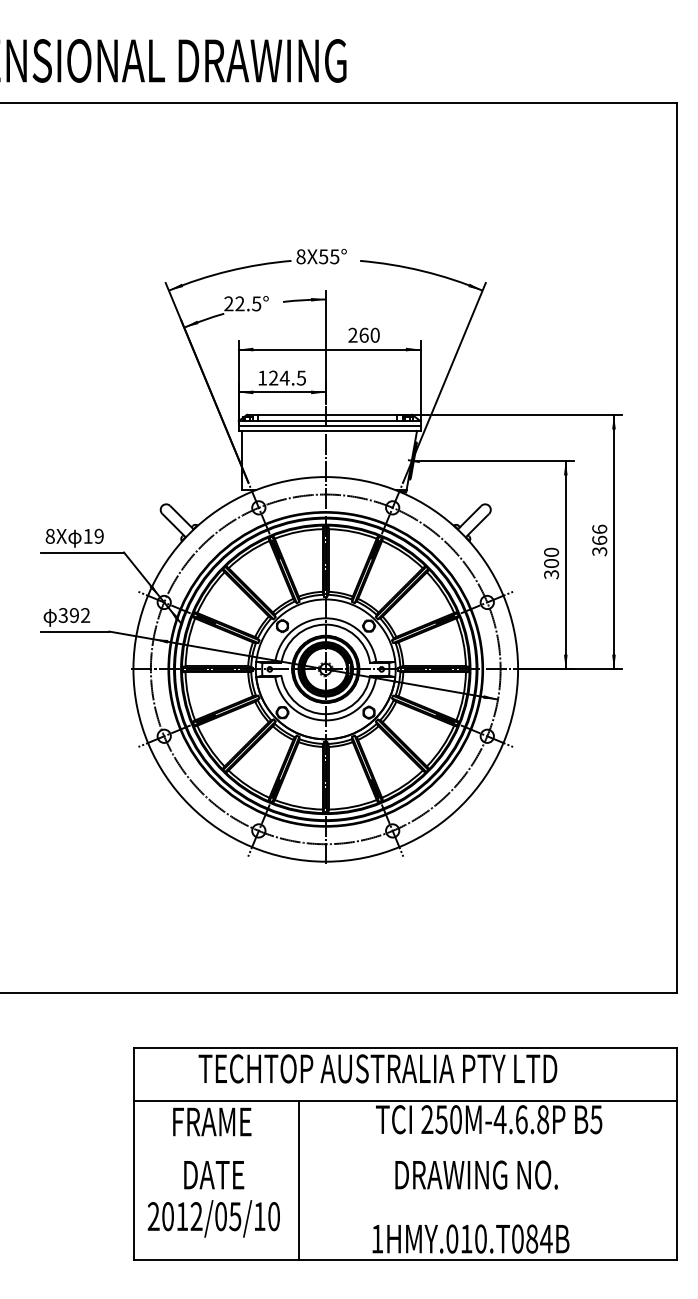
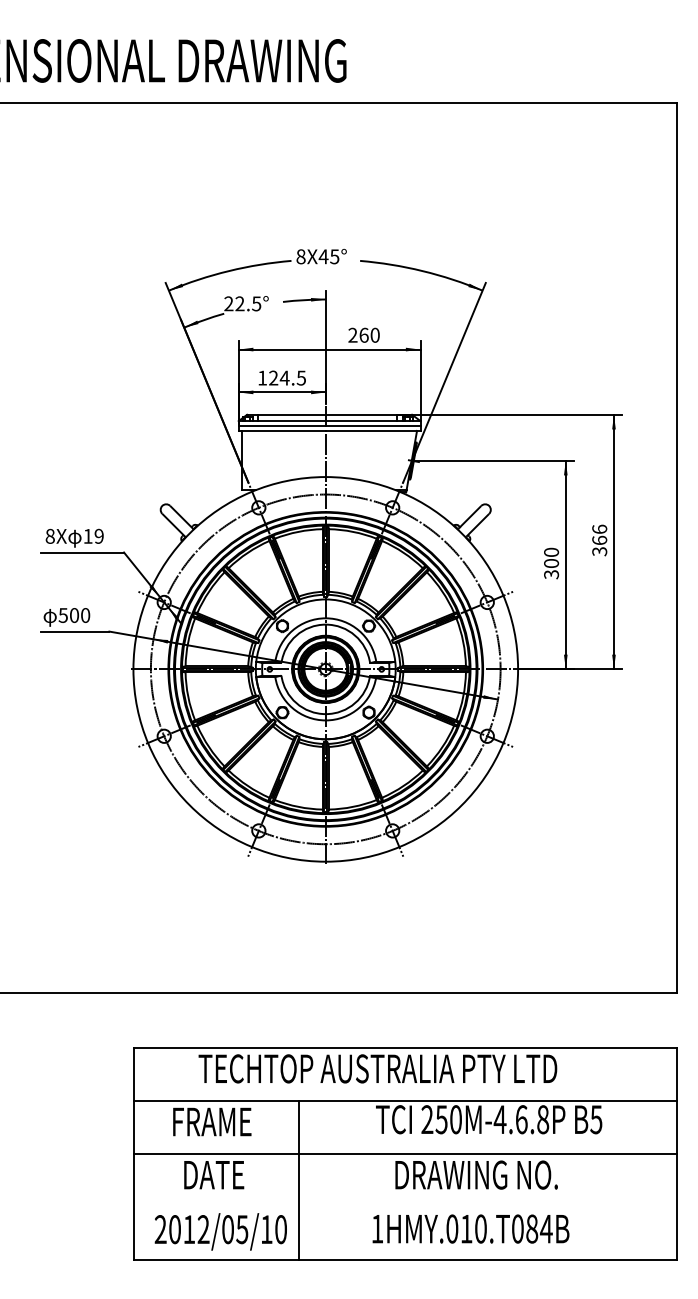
text: 8X55 -> 8X45 (323, 256)
text: 392 -> 500 (74, 615)
line: none -> present (405, 1153)
text position: (213, 1218) -> (220, 1231) (220, 1231)
text position: (470, 1238) -> (470, 1228) (470, 1228)
